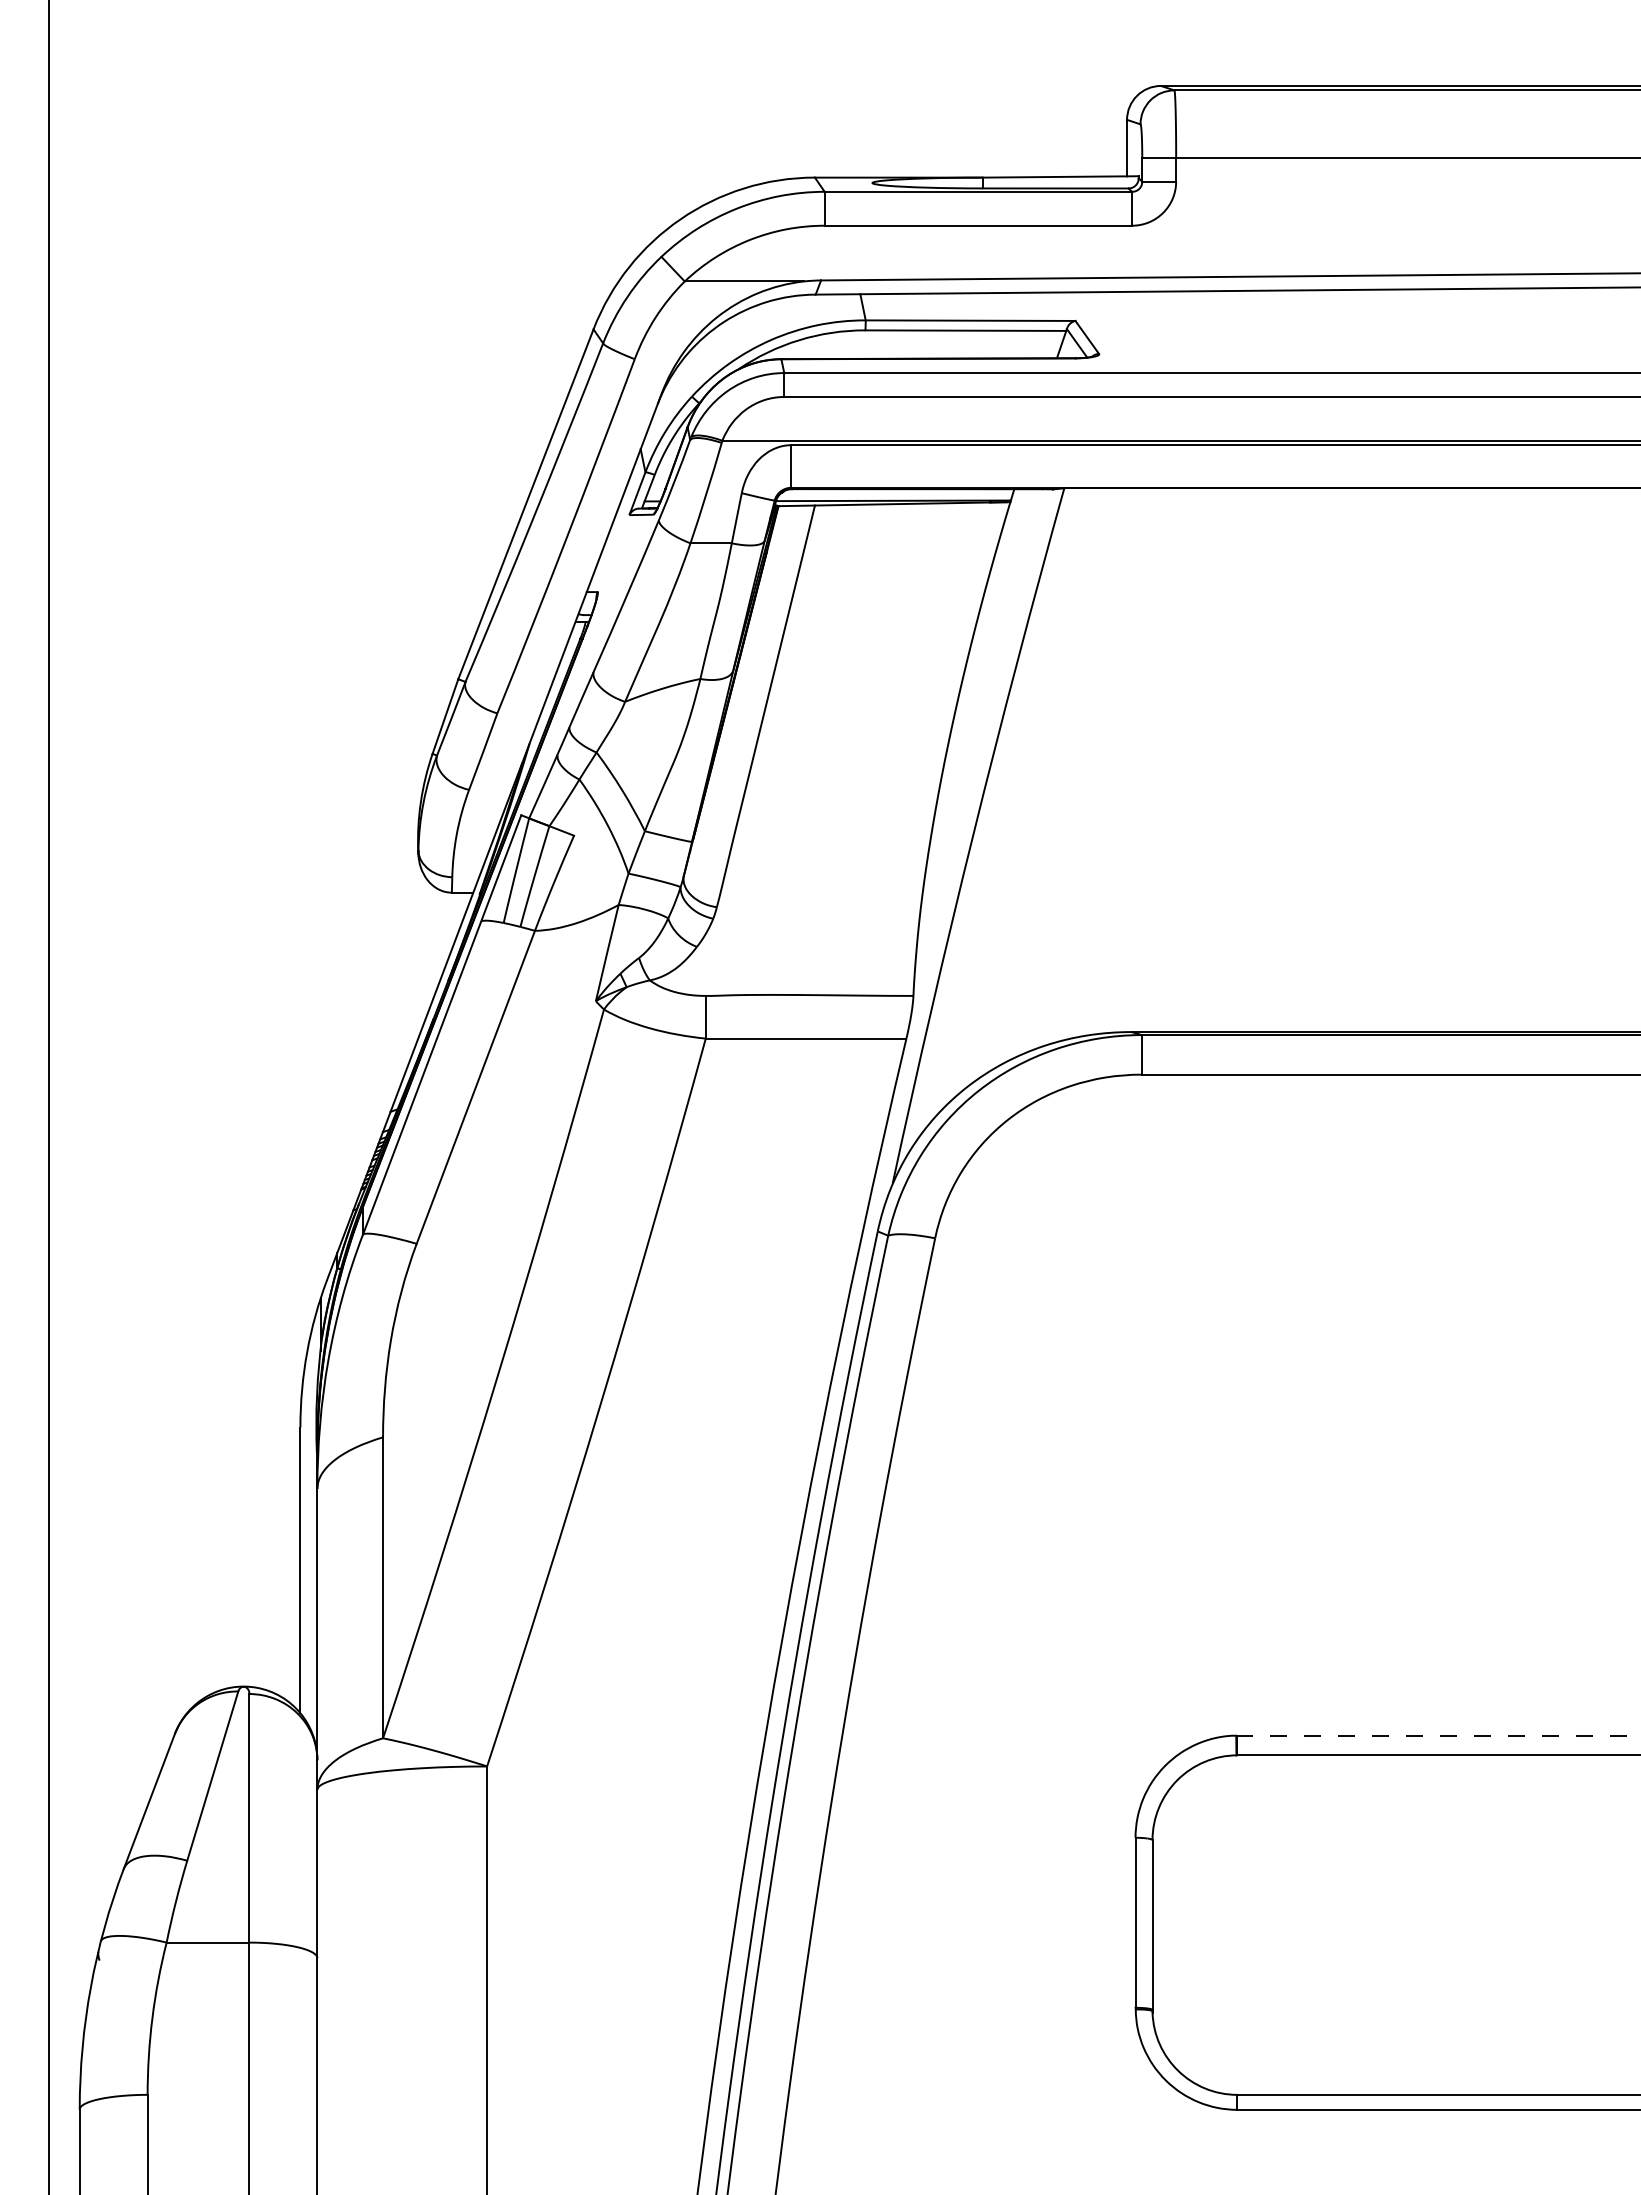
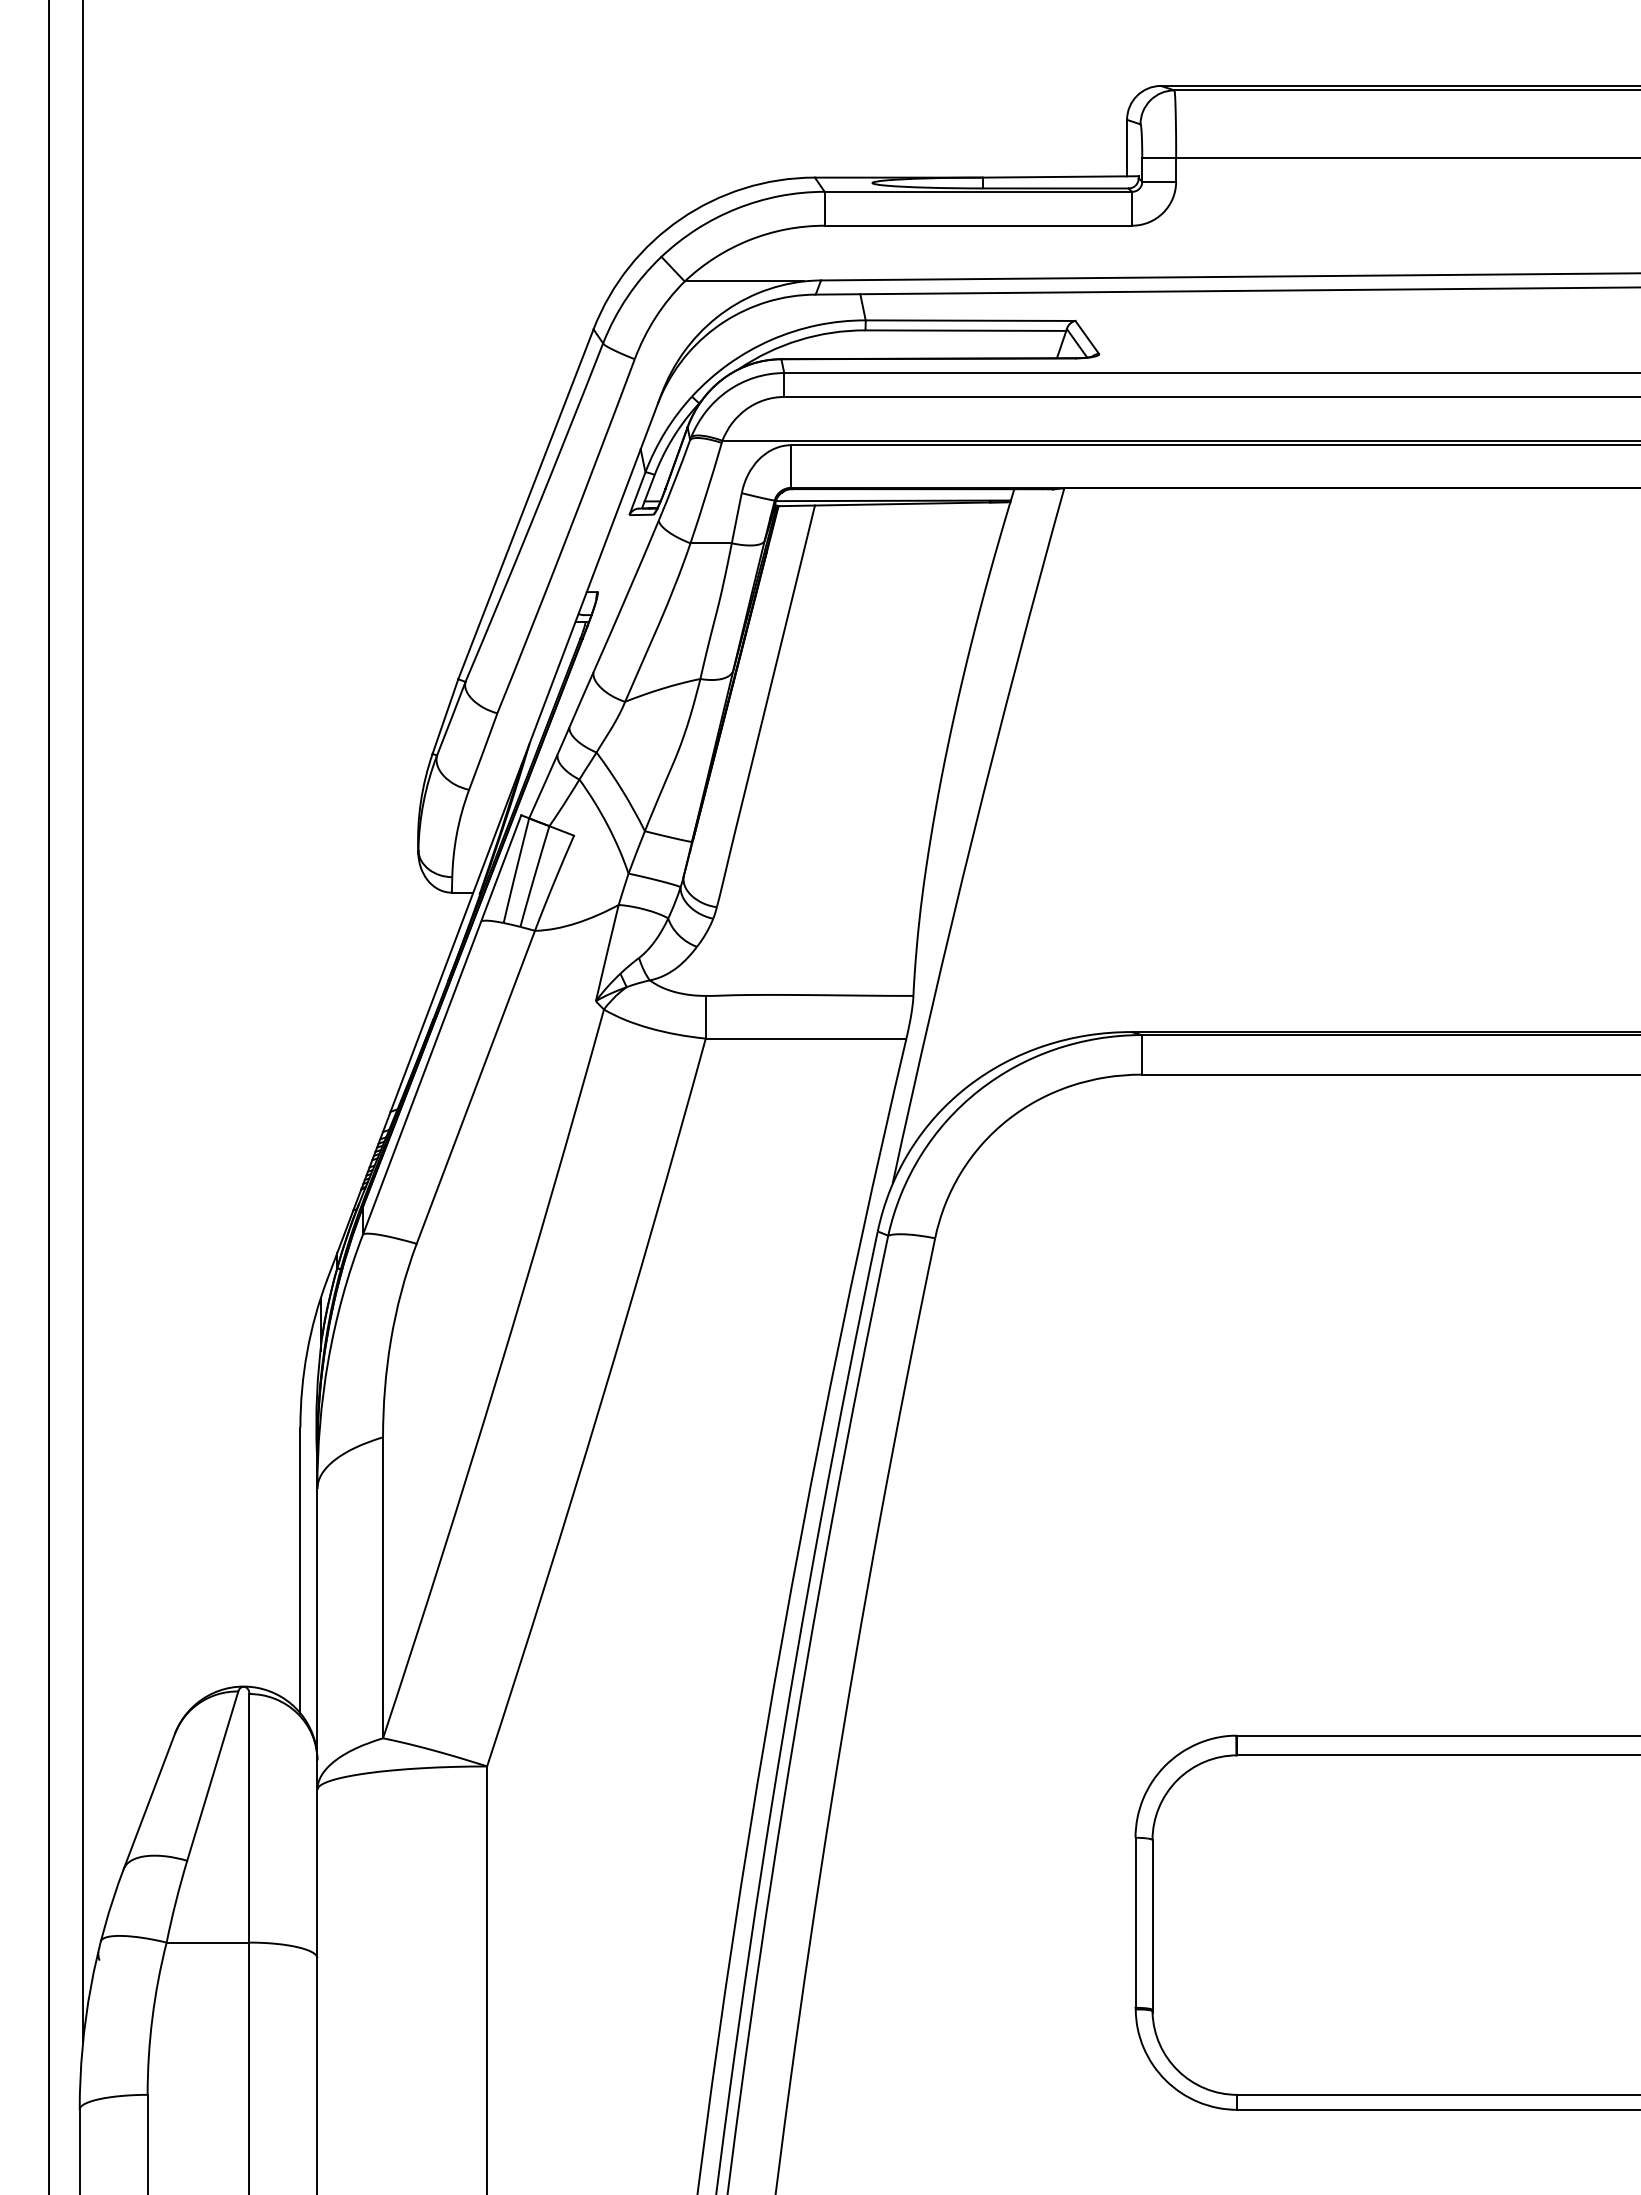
line: none -> present (83, 1021)
line: dashed -> solid (1438, 1735)
